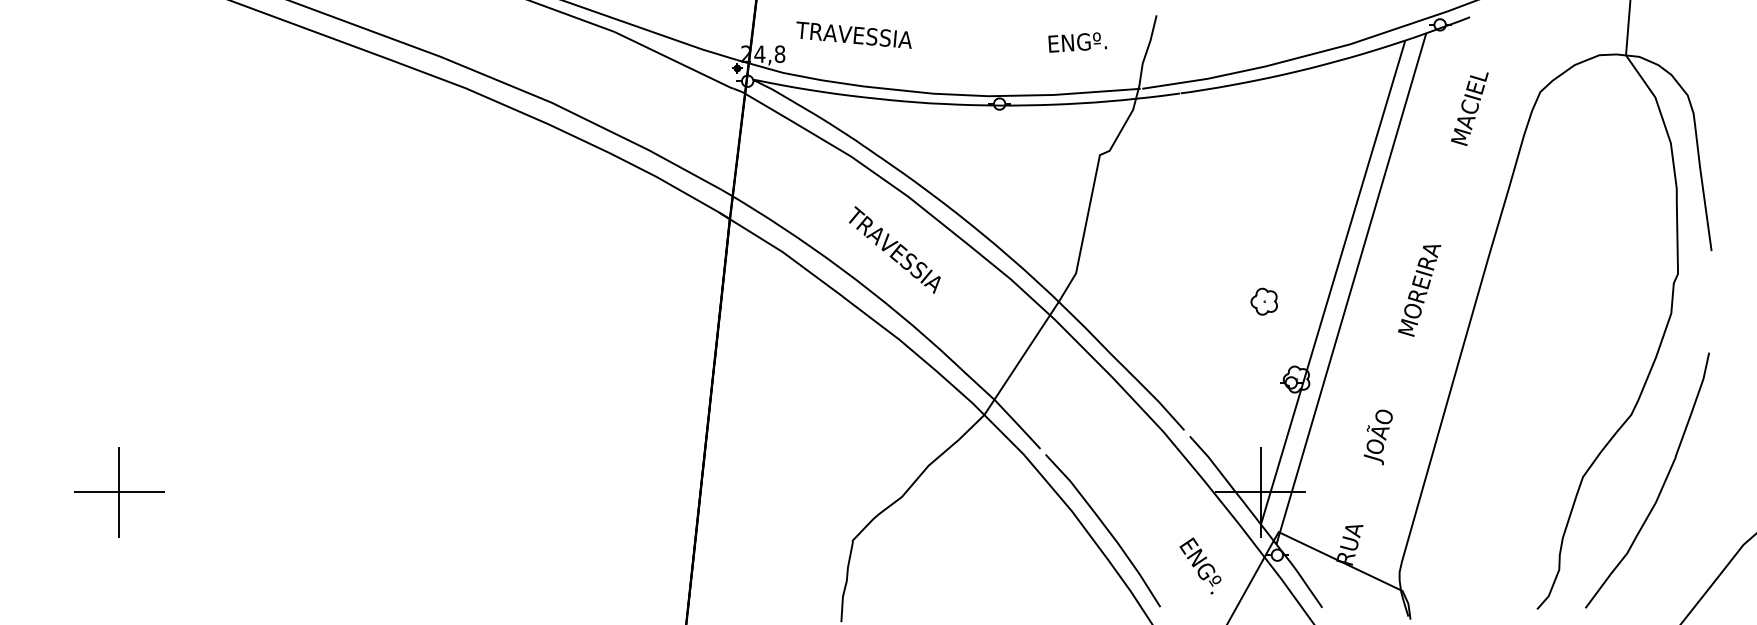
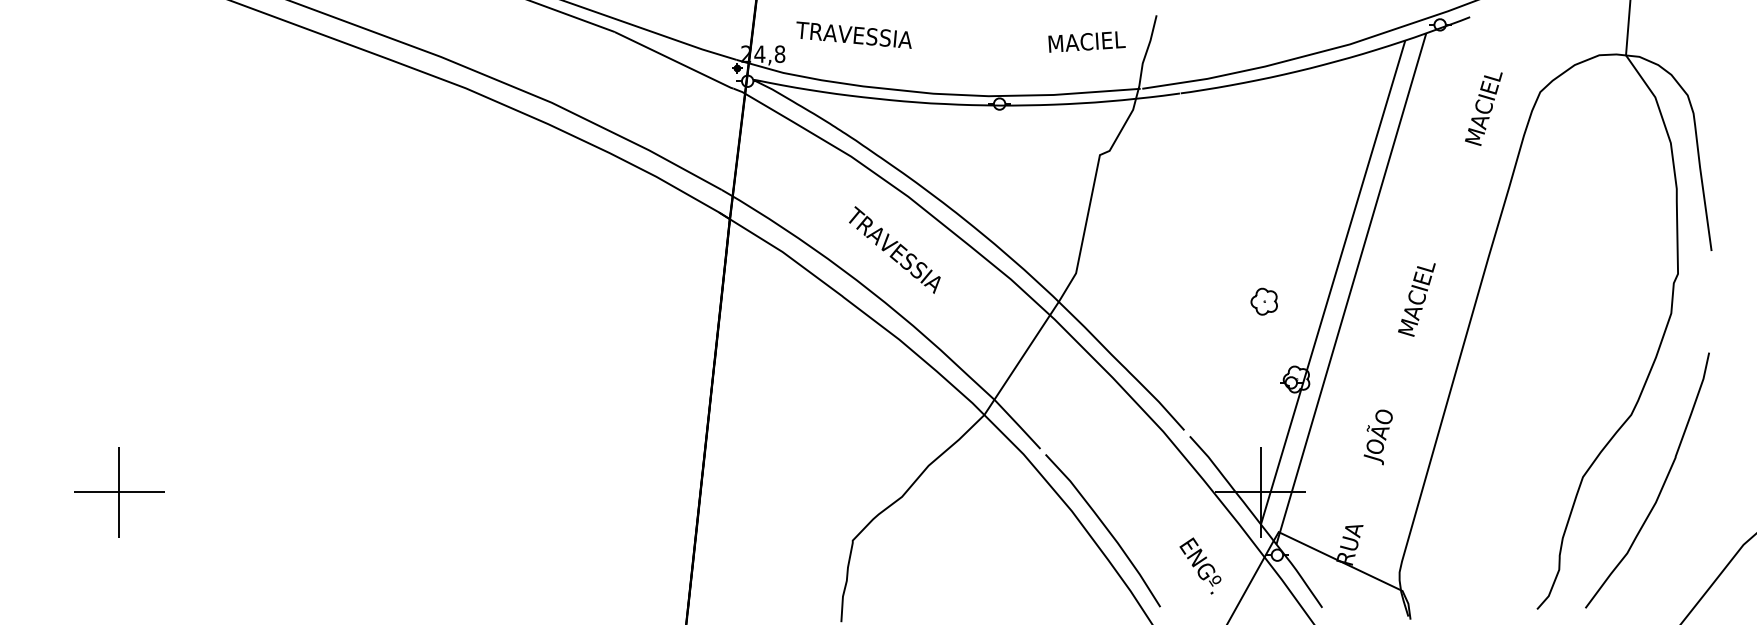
text: ENGº. -> MACIEL (1087, 41)
text position: (1469, 108) -> (1483, 108) (1483, 108)
text: MOREIRA -> MACIEL (1422, 283)
